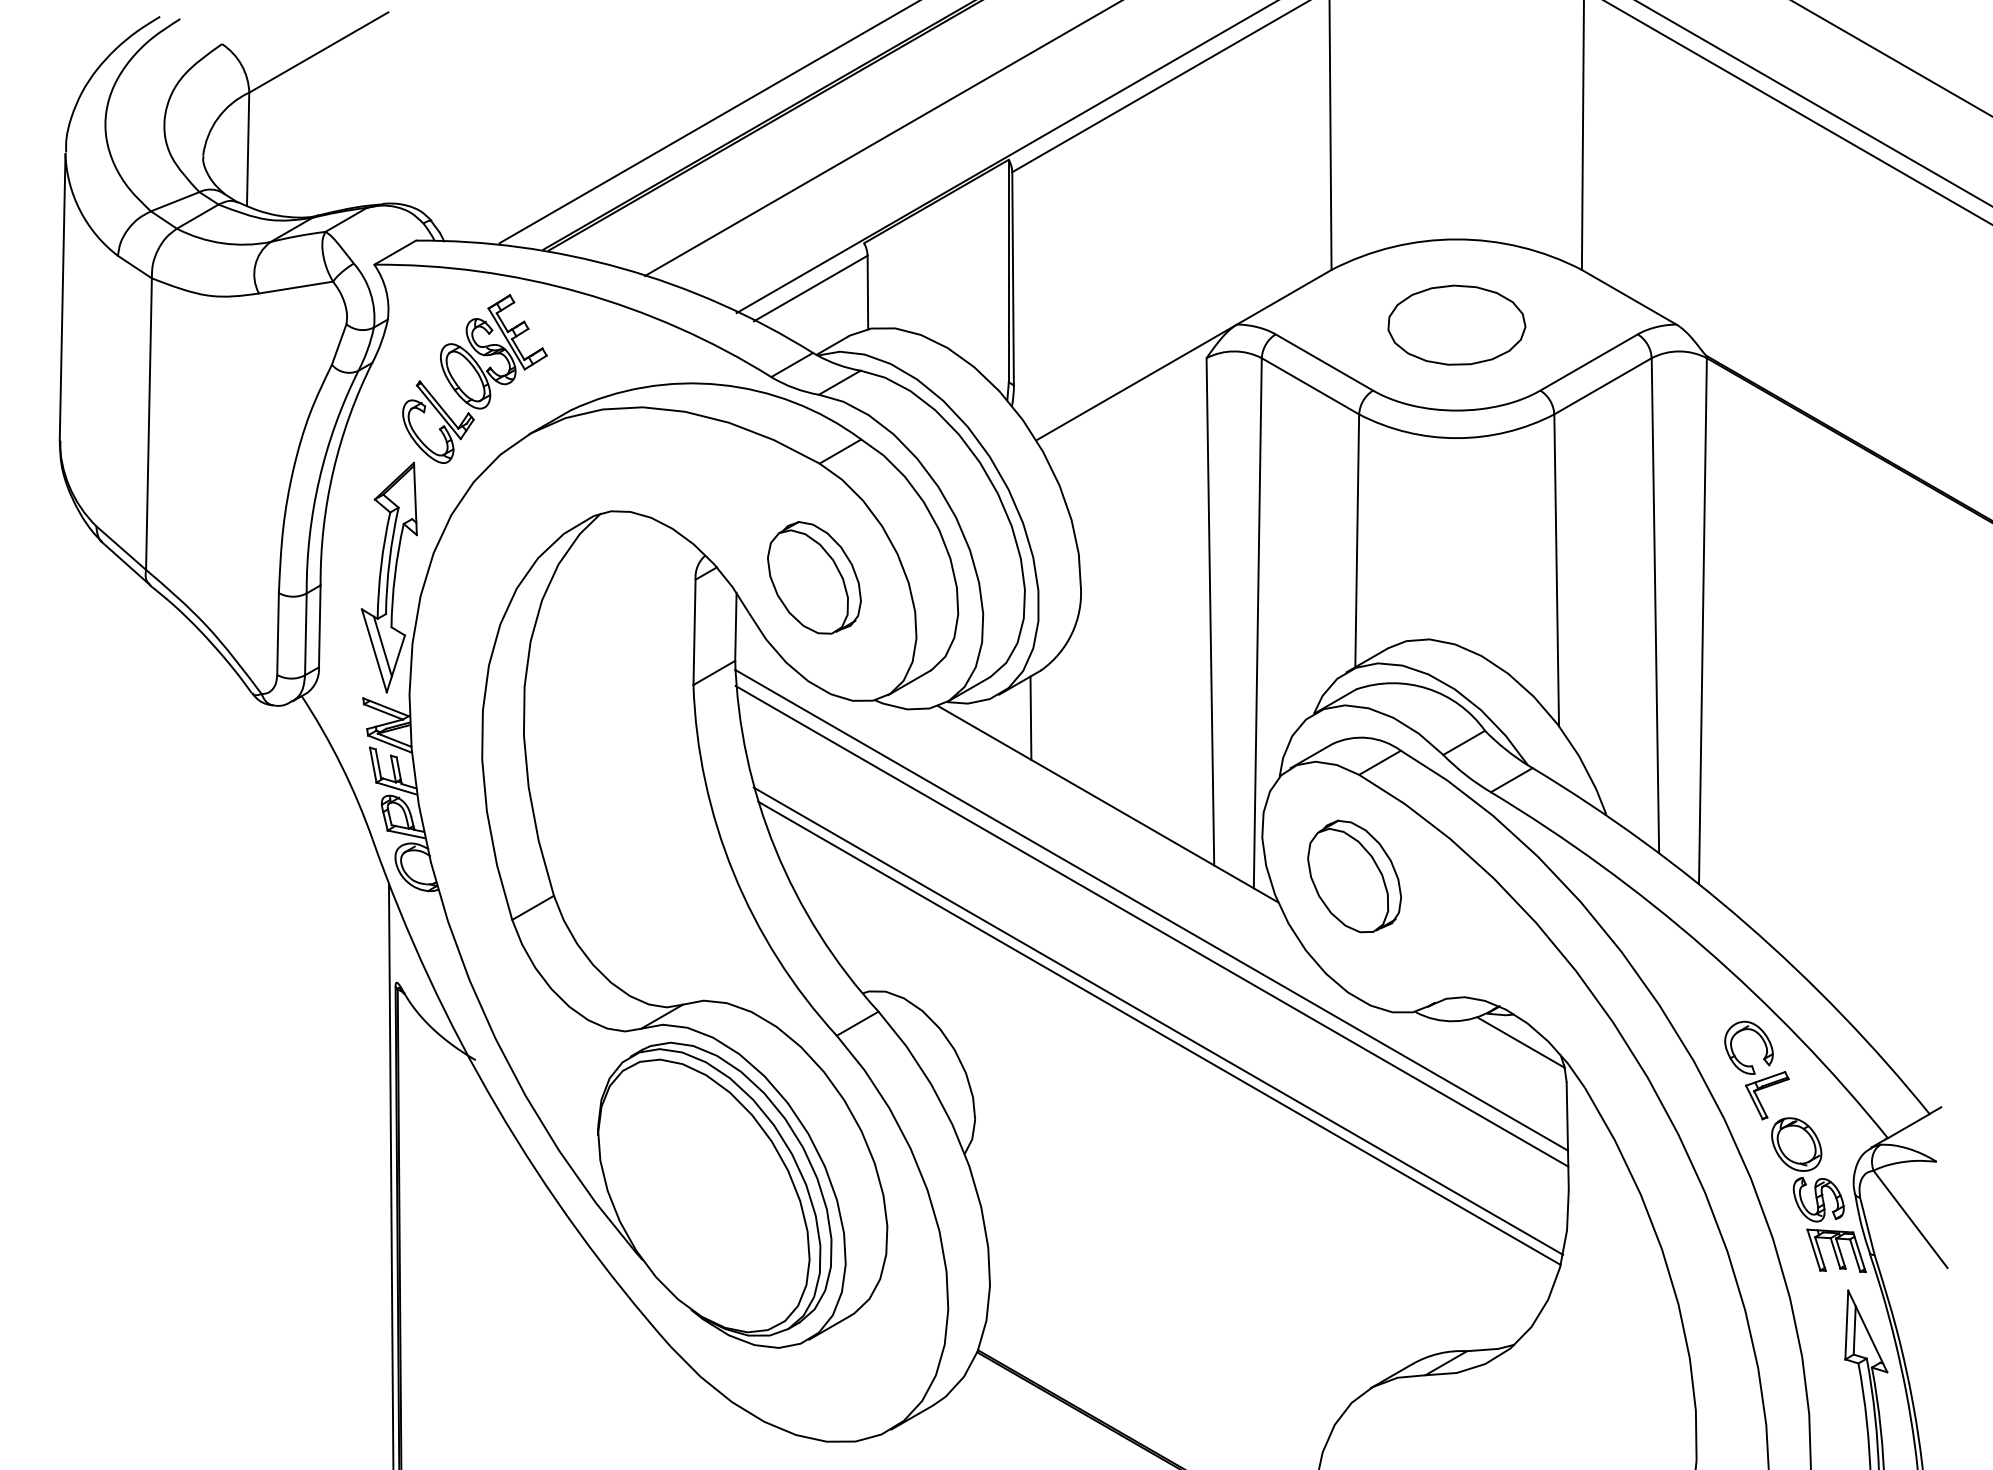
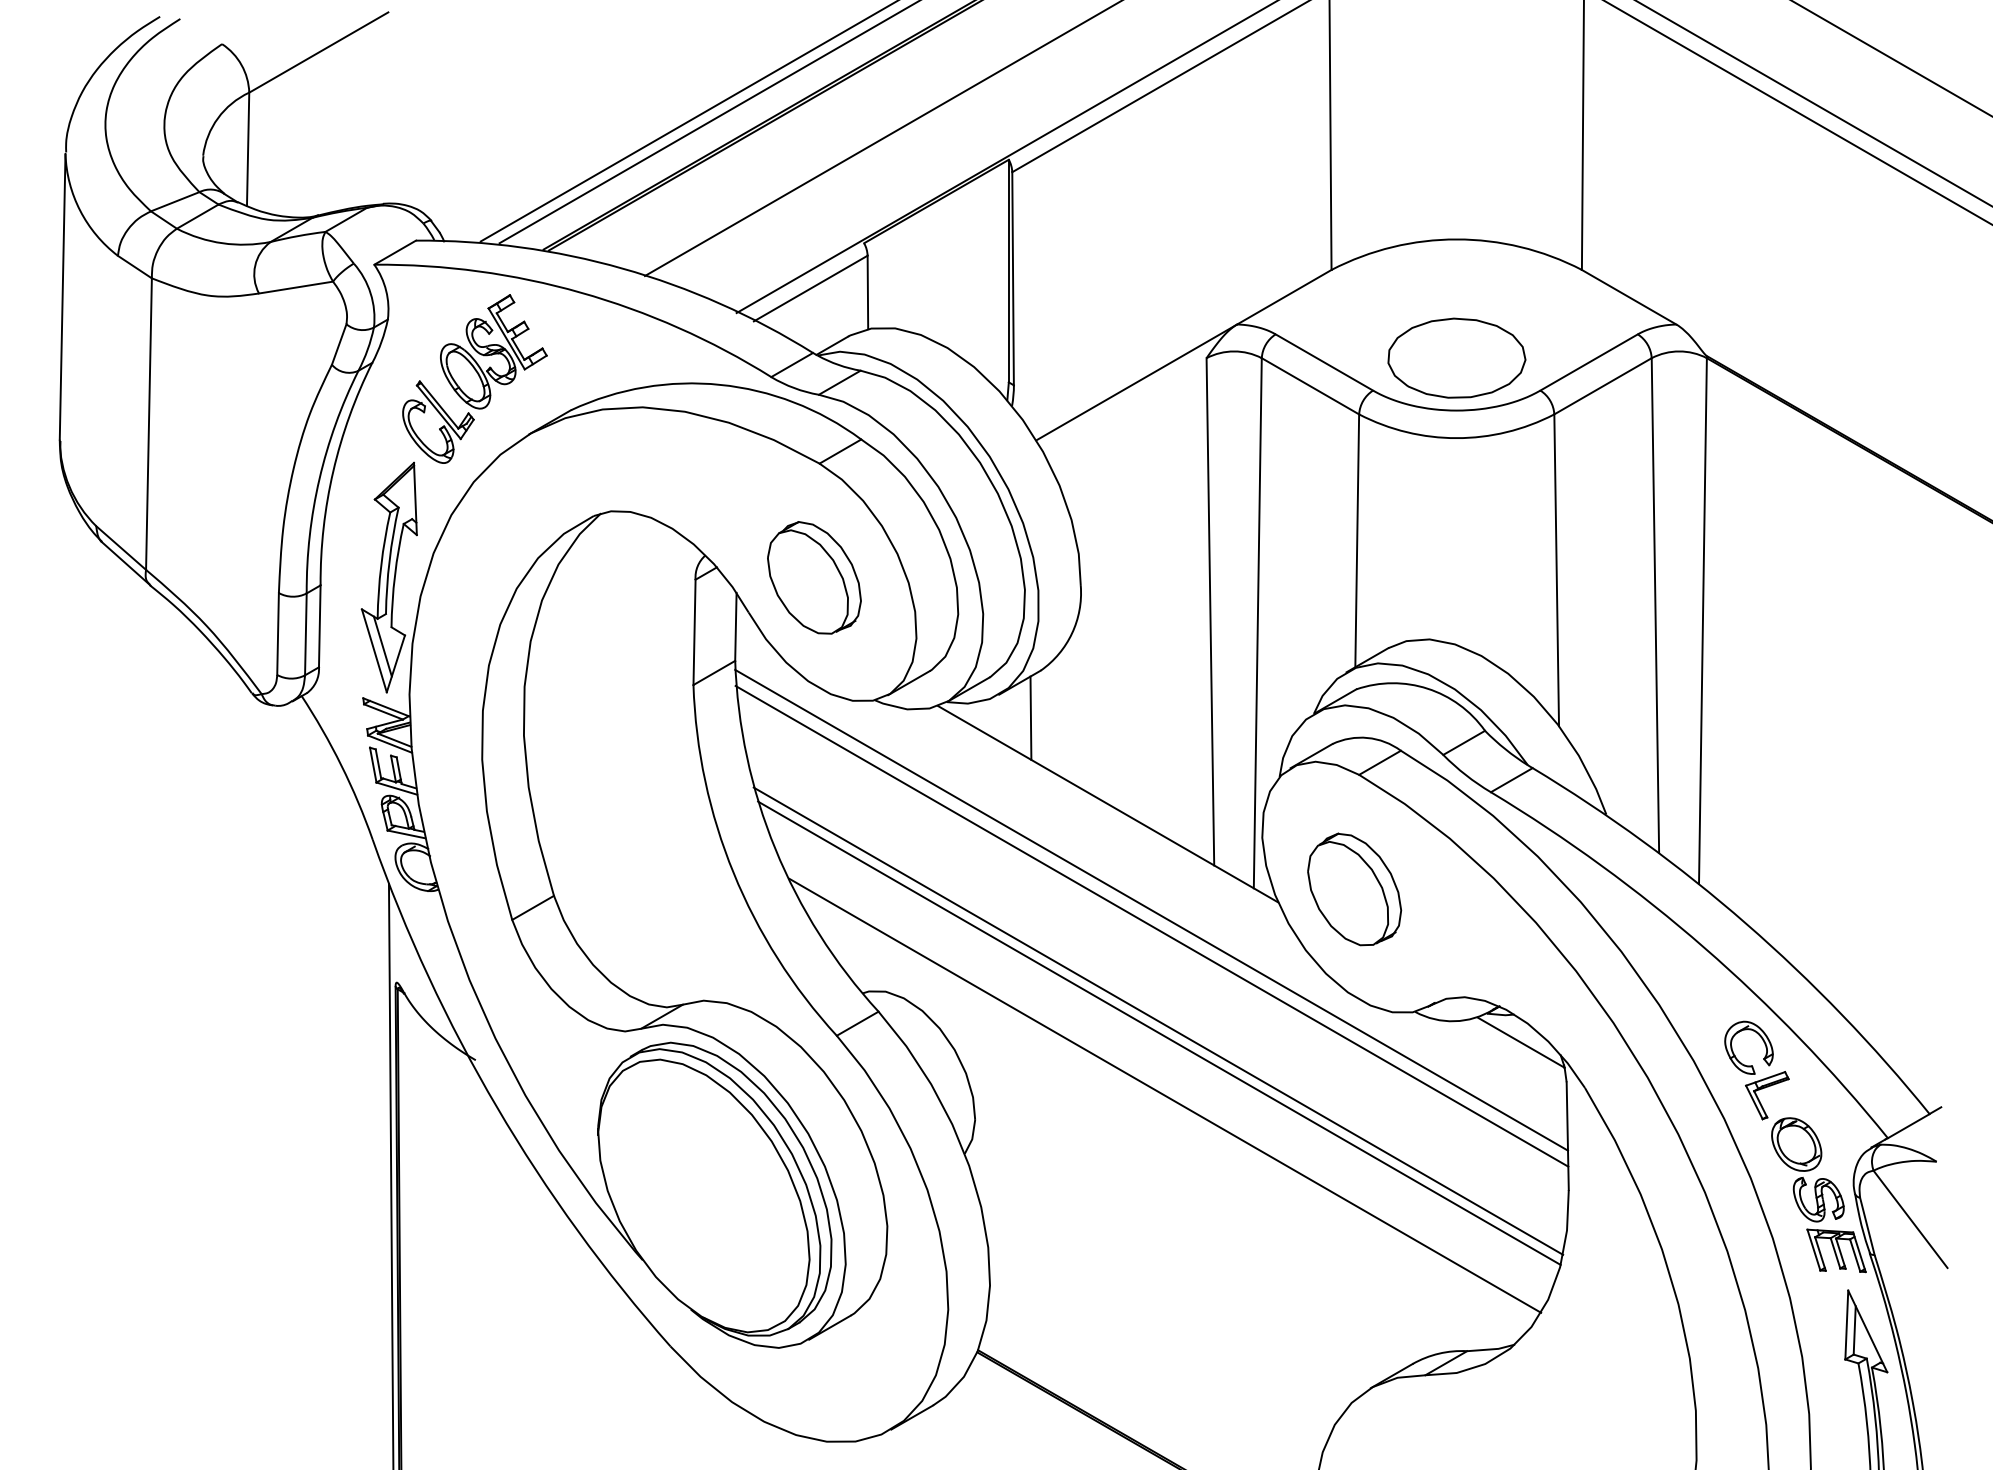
line: none -> present (687, 121)
part position: (1456, 324) -> (1456, 357) (1456, 357)
part position: (1354, 876) -> (1354, 889) (1354, 889)
line: none -> present (1165, 1095)
